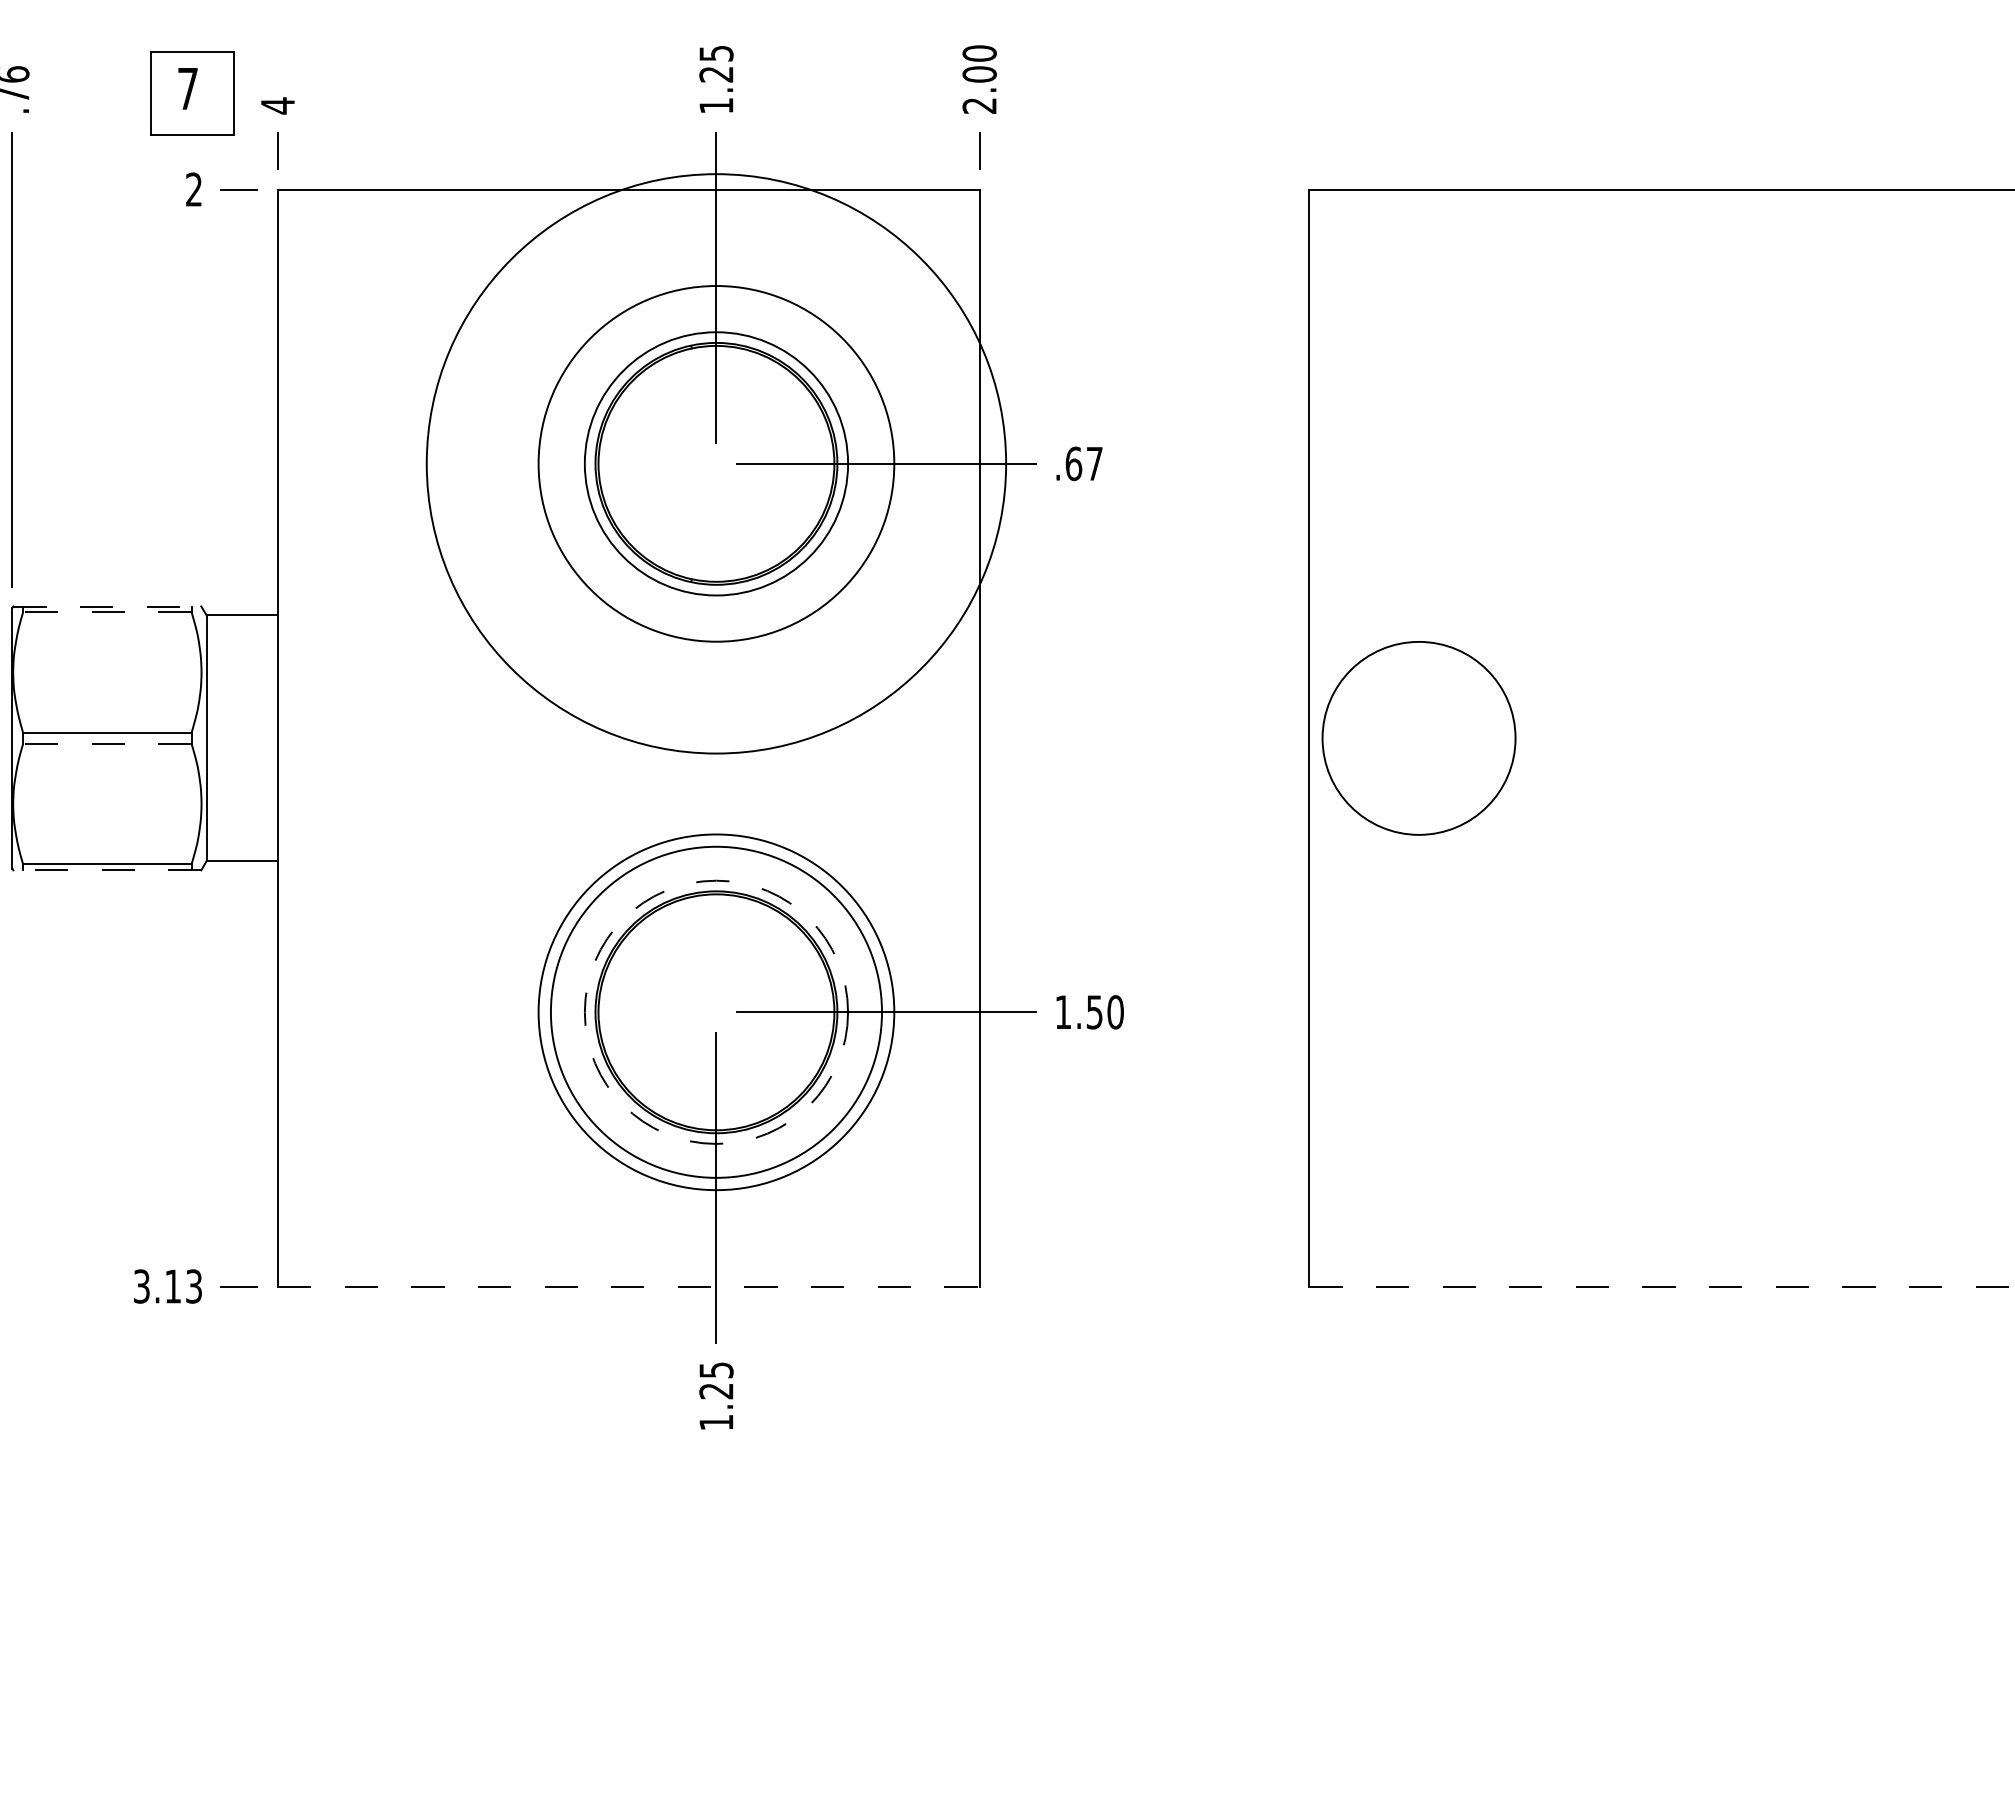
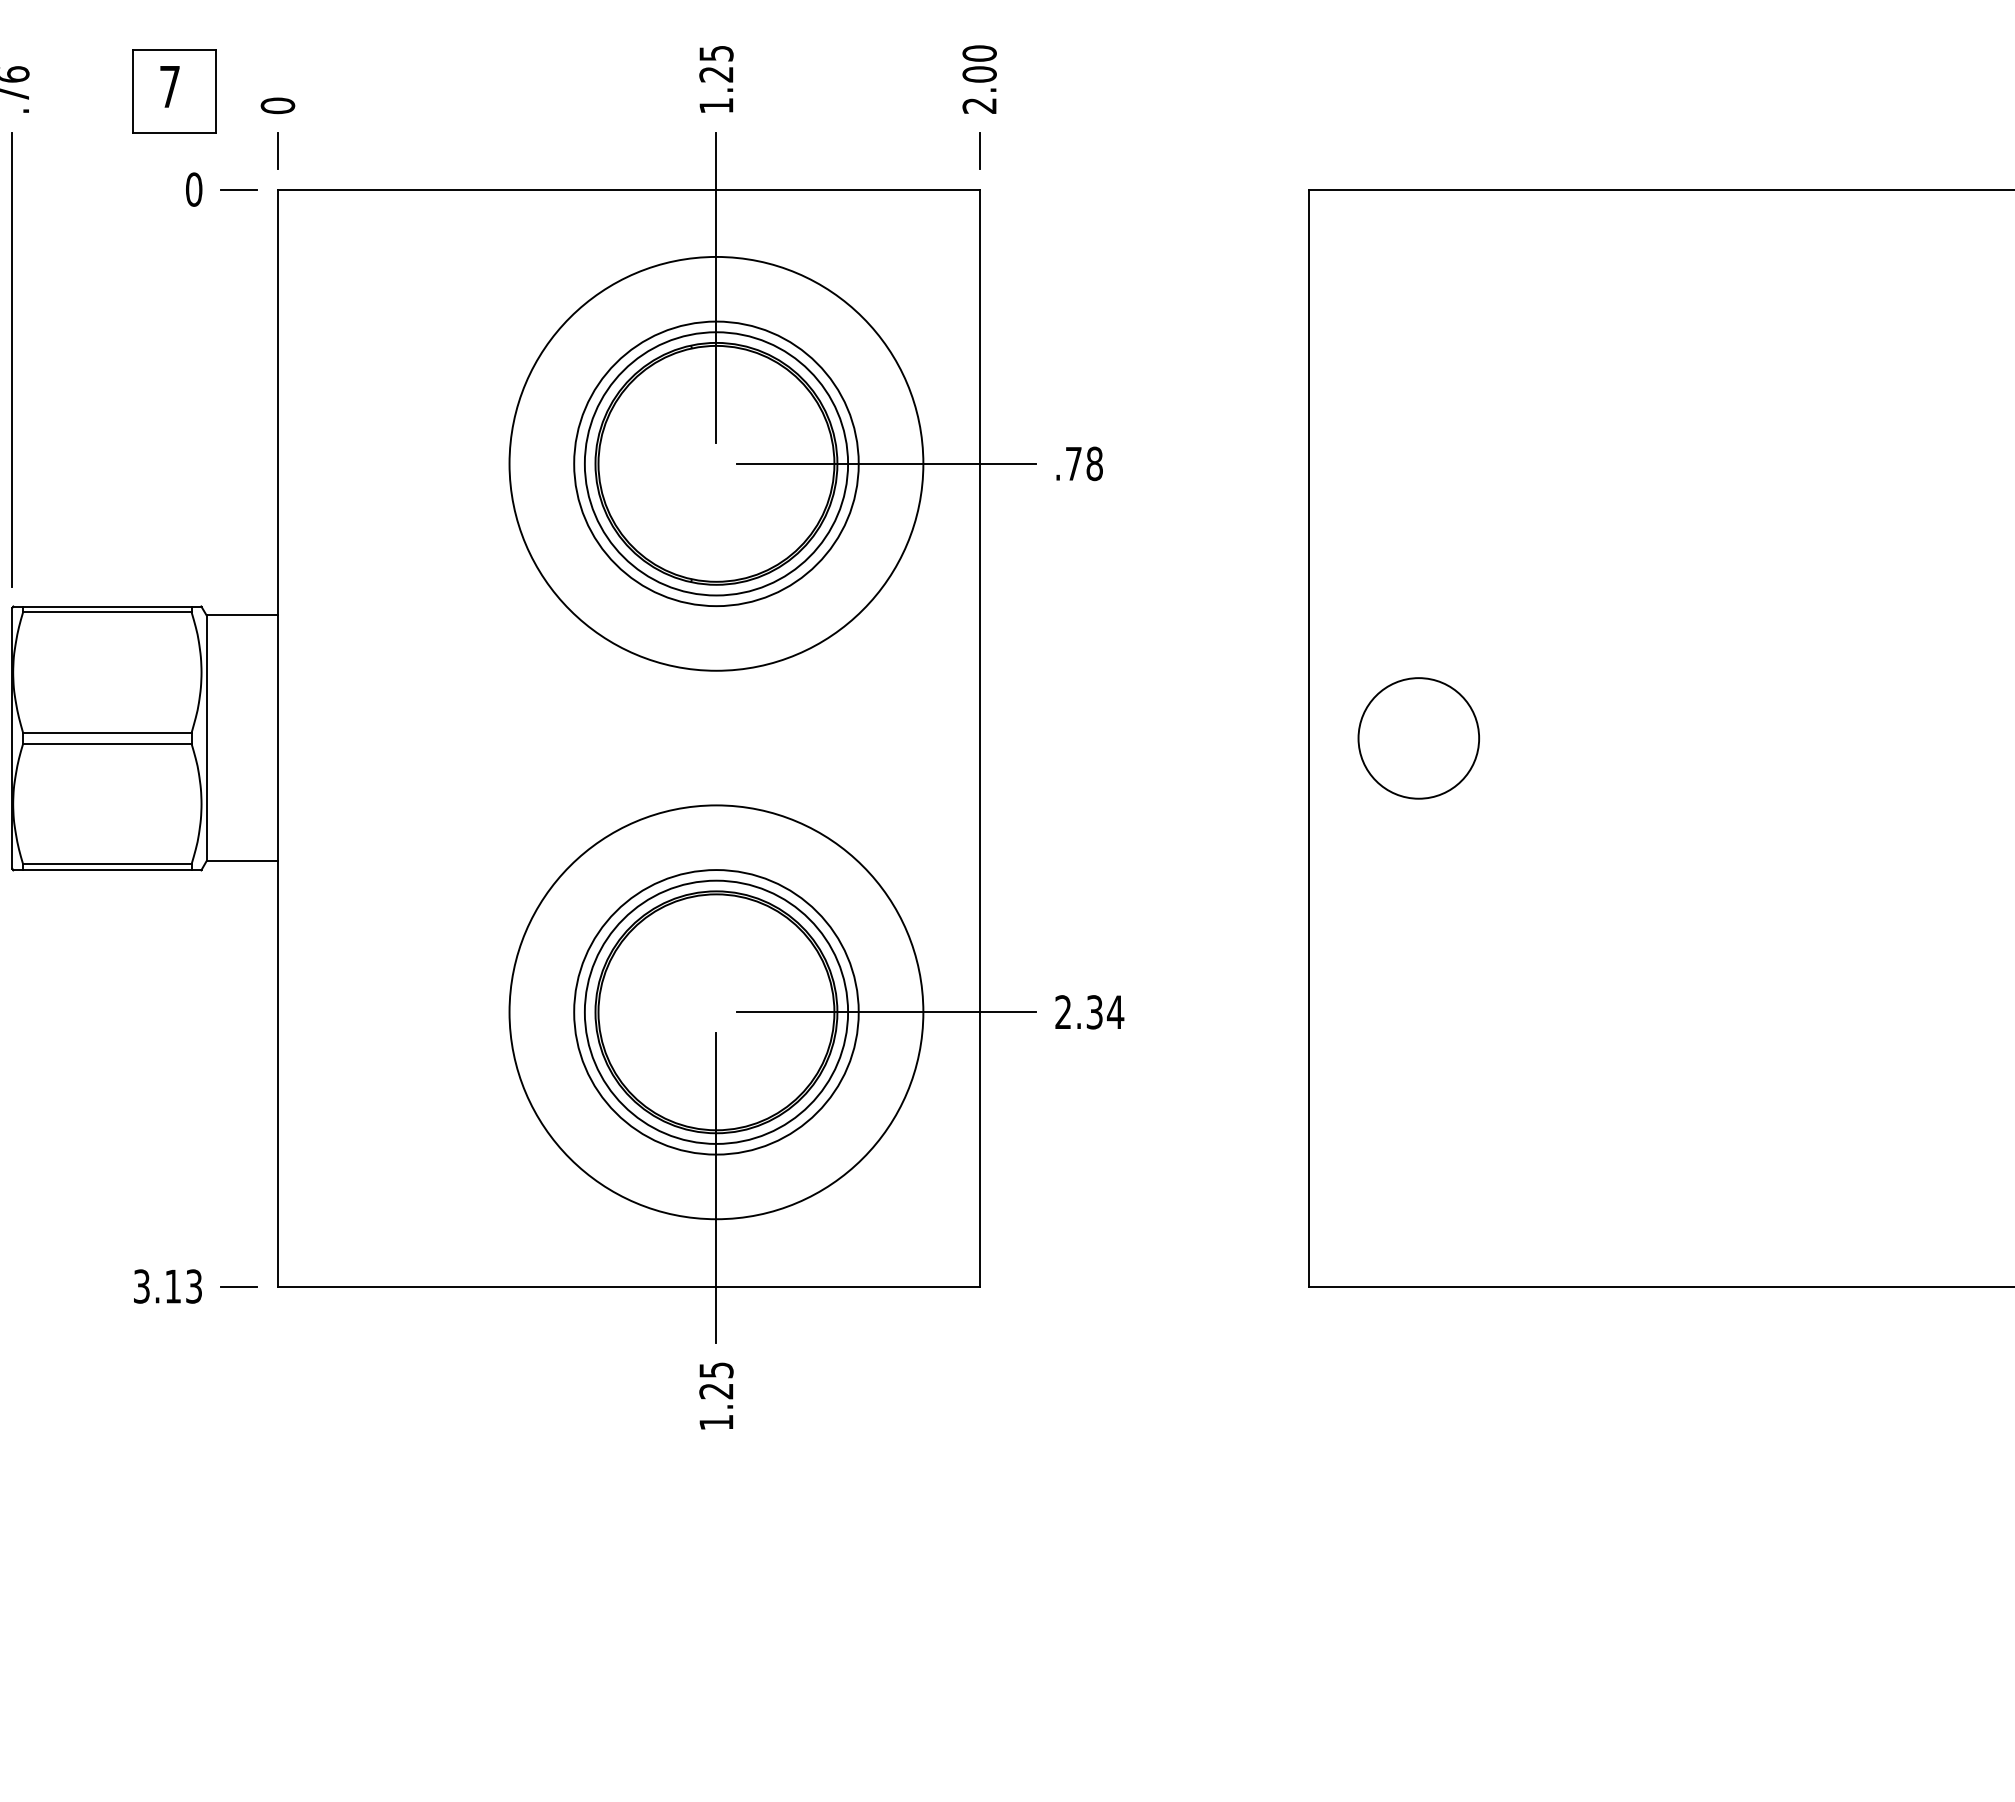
part position: (192, 93) -> (174, 91) (174, 91)
text: 4 -> 0 (277, 105)
text: 2 -> 0 (194, 189)
circle diameter: 356 px -> 285 px (716, 463)
circle diameter: 579 px -> 414 px (716, 463)
text: .67 -> .78 (1083, 463)
line: dashed -> solid (108, 606)
line: dashed -> solid (106, 612)
circle size: 196x195 px -> 123x123 px (1418, 738)
line: dashed -> solid (106, 744)
line: dashed -> solid (107, 869)
circle diameter: 331 px -> 414 px (716, 1012)
circle: dashed -> solid (716, 1011)
circle diameter: 356 px -> 285 px (716, 1012)
text: 1.50 -> 2.34 (1089, 1012)
line: dashed -> solid (628, 1286)
line: dashed -> solid (1662, 1286)
